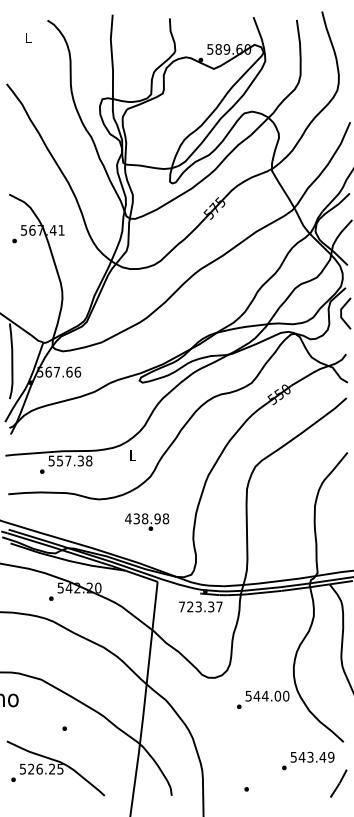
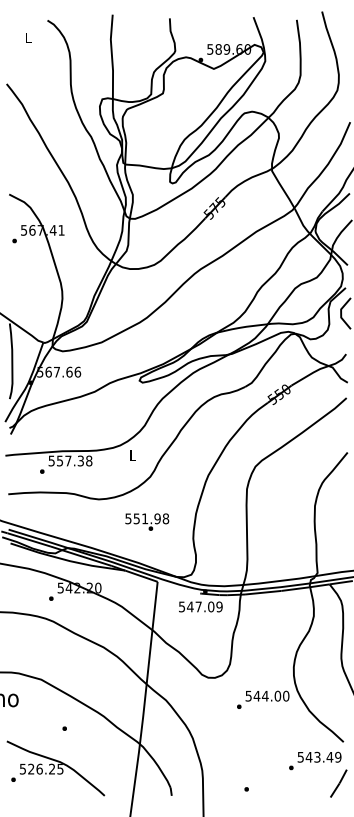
text: 438.98 -> 551.98 (136, 518)
text: 723.37 -> 547.09 (200, 606)
text position: (308, 760) -> (315, 760) (315, 760)
